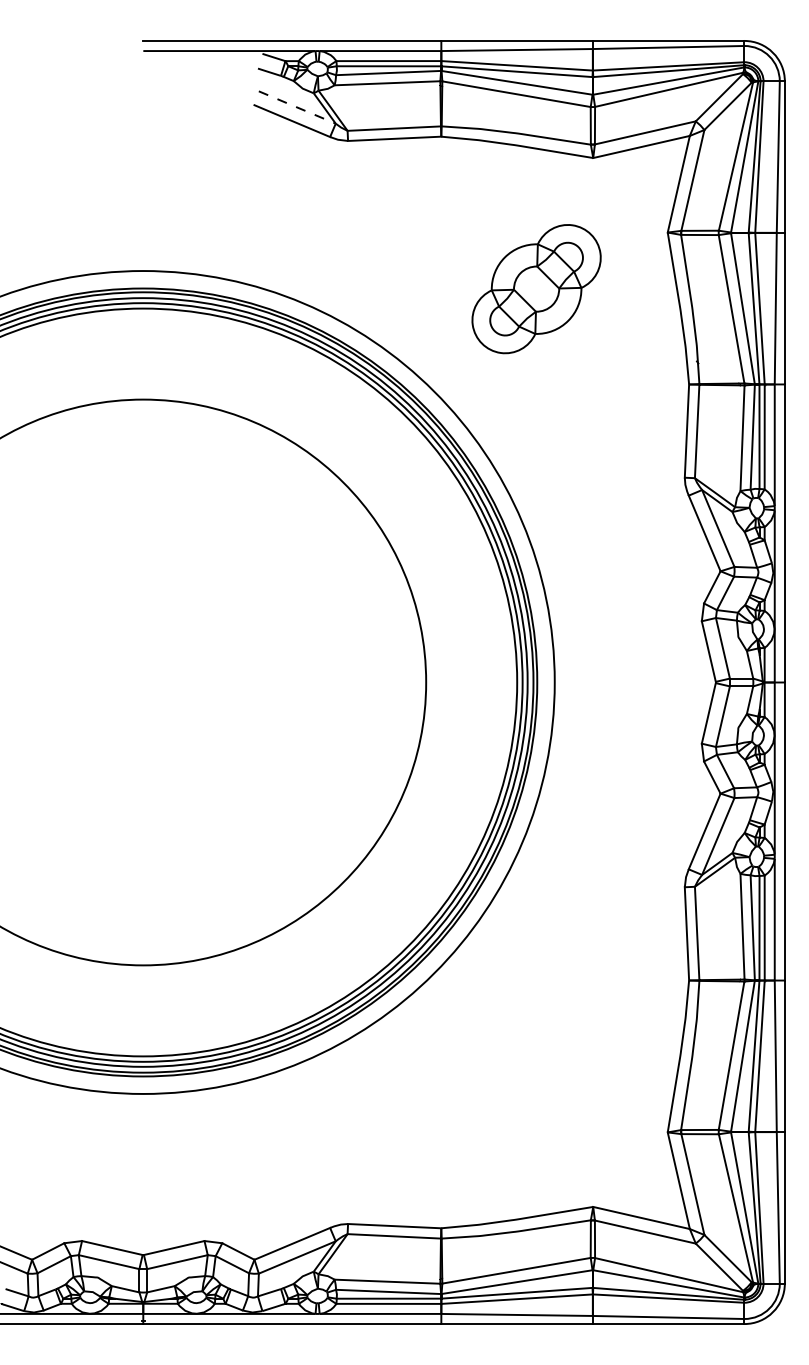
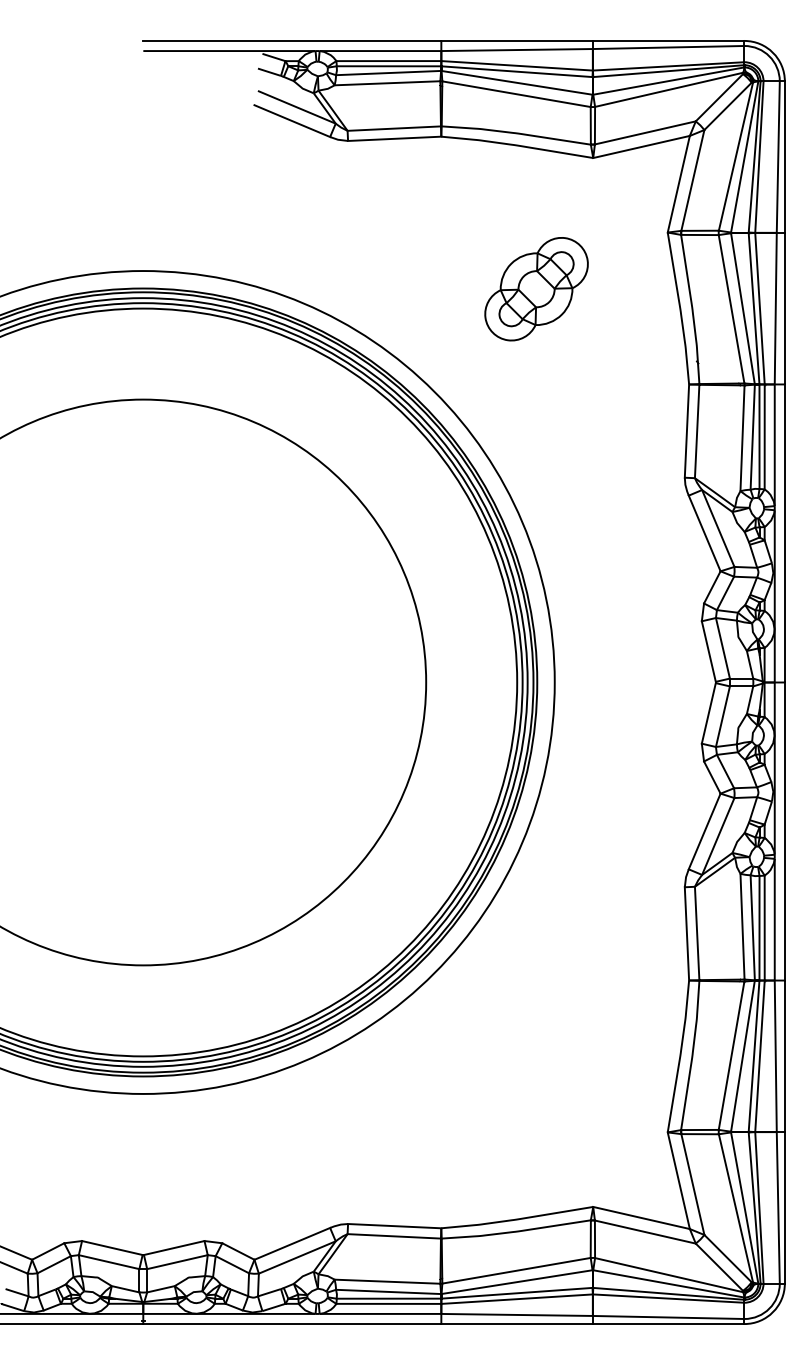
line: dashed -> solid (297, 107)
part size: 131x131 px -> 105x105 px (536, 289)
